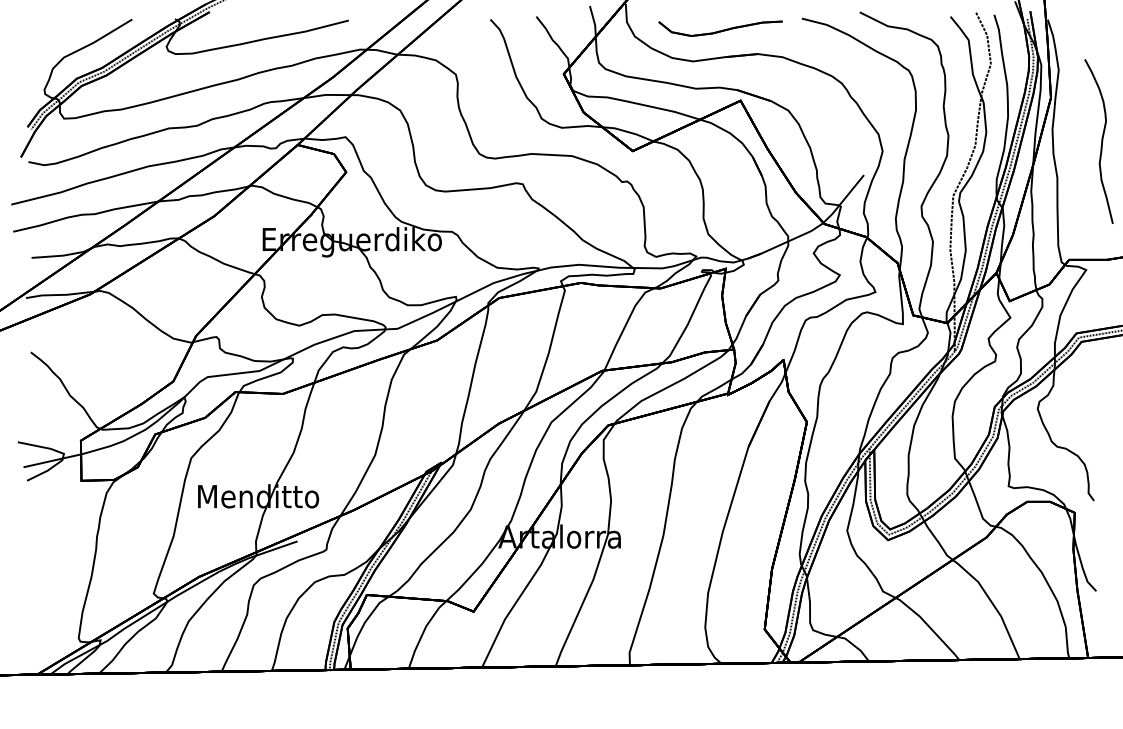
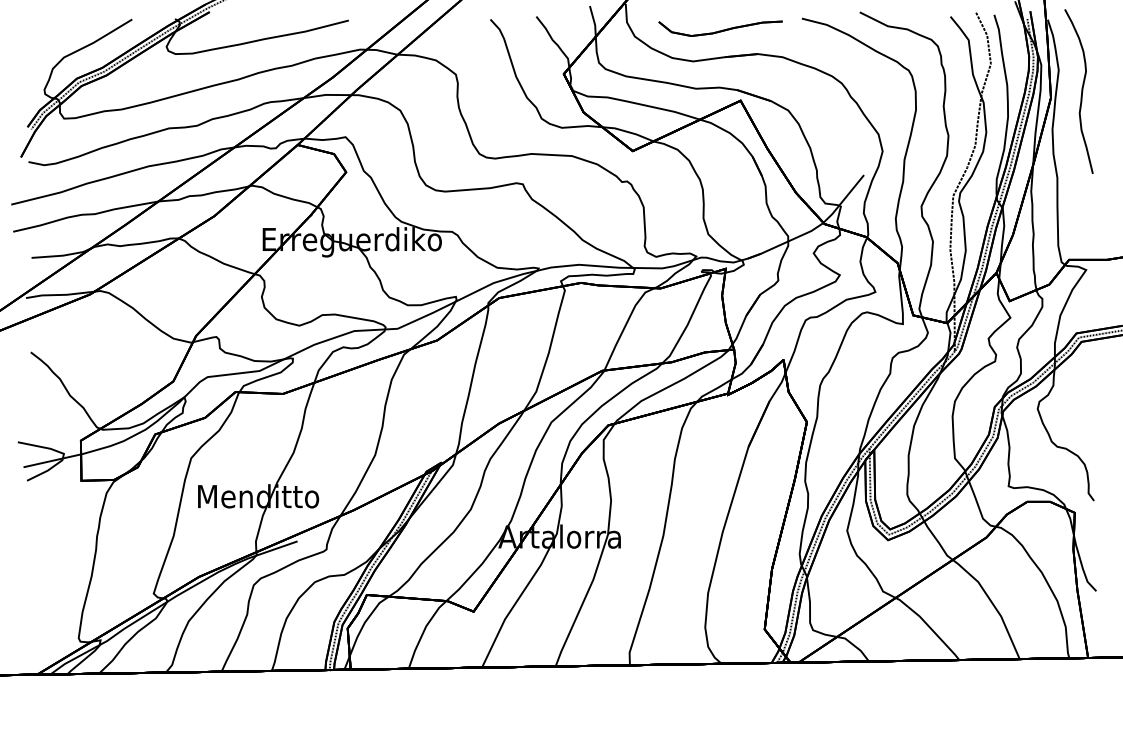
part position: (1098, 141) -> (1078, 91) (1078, 91)
